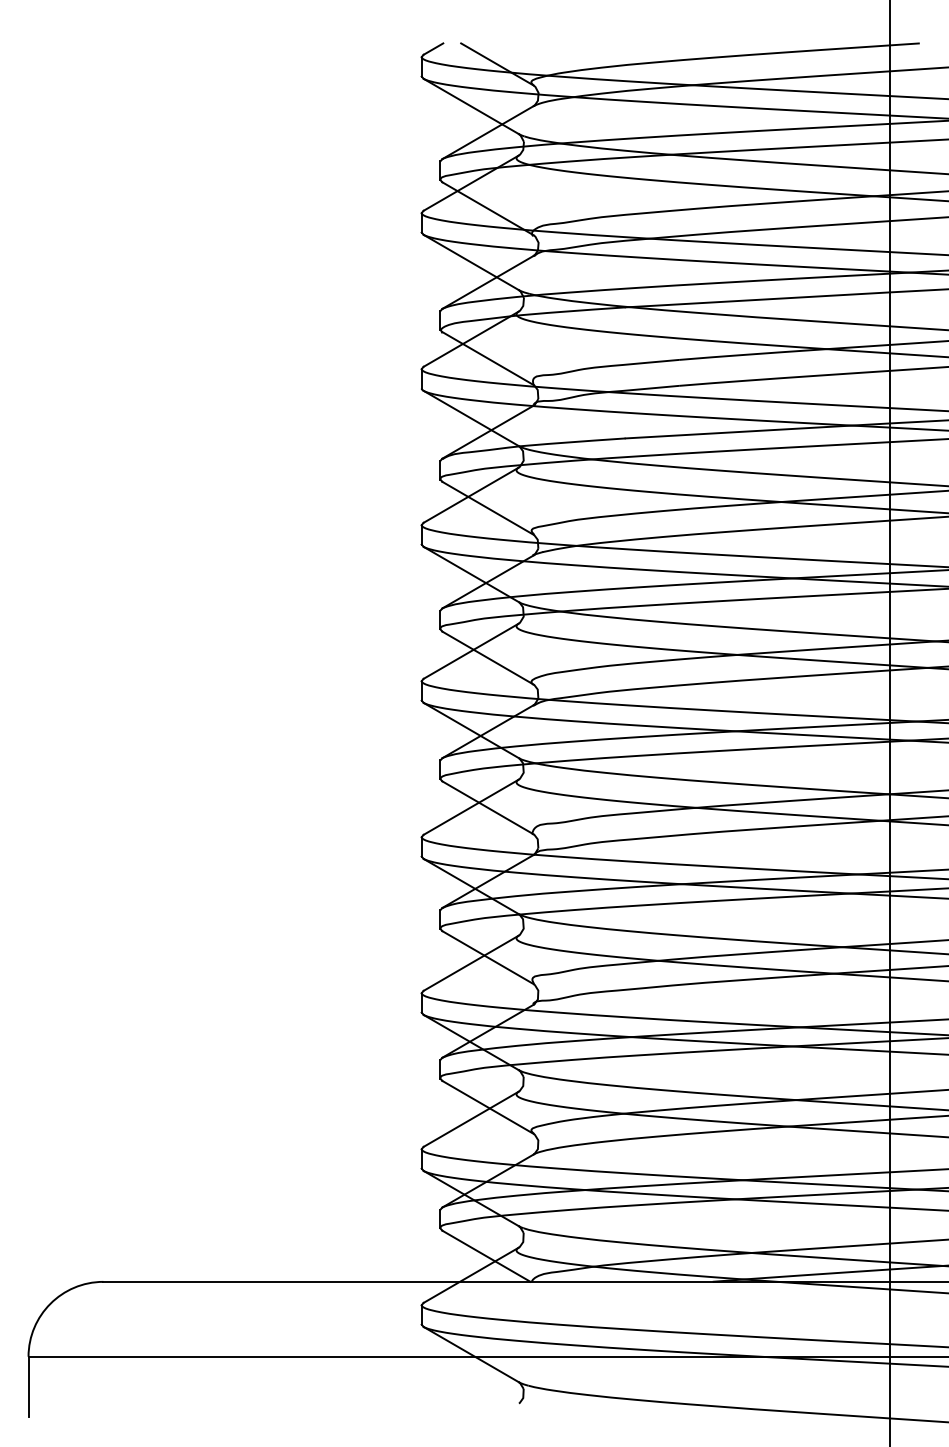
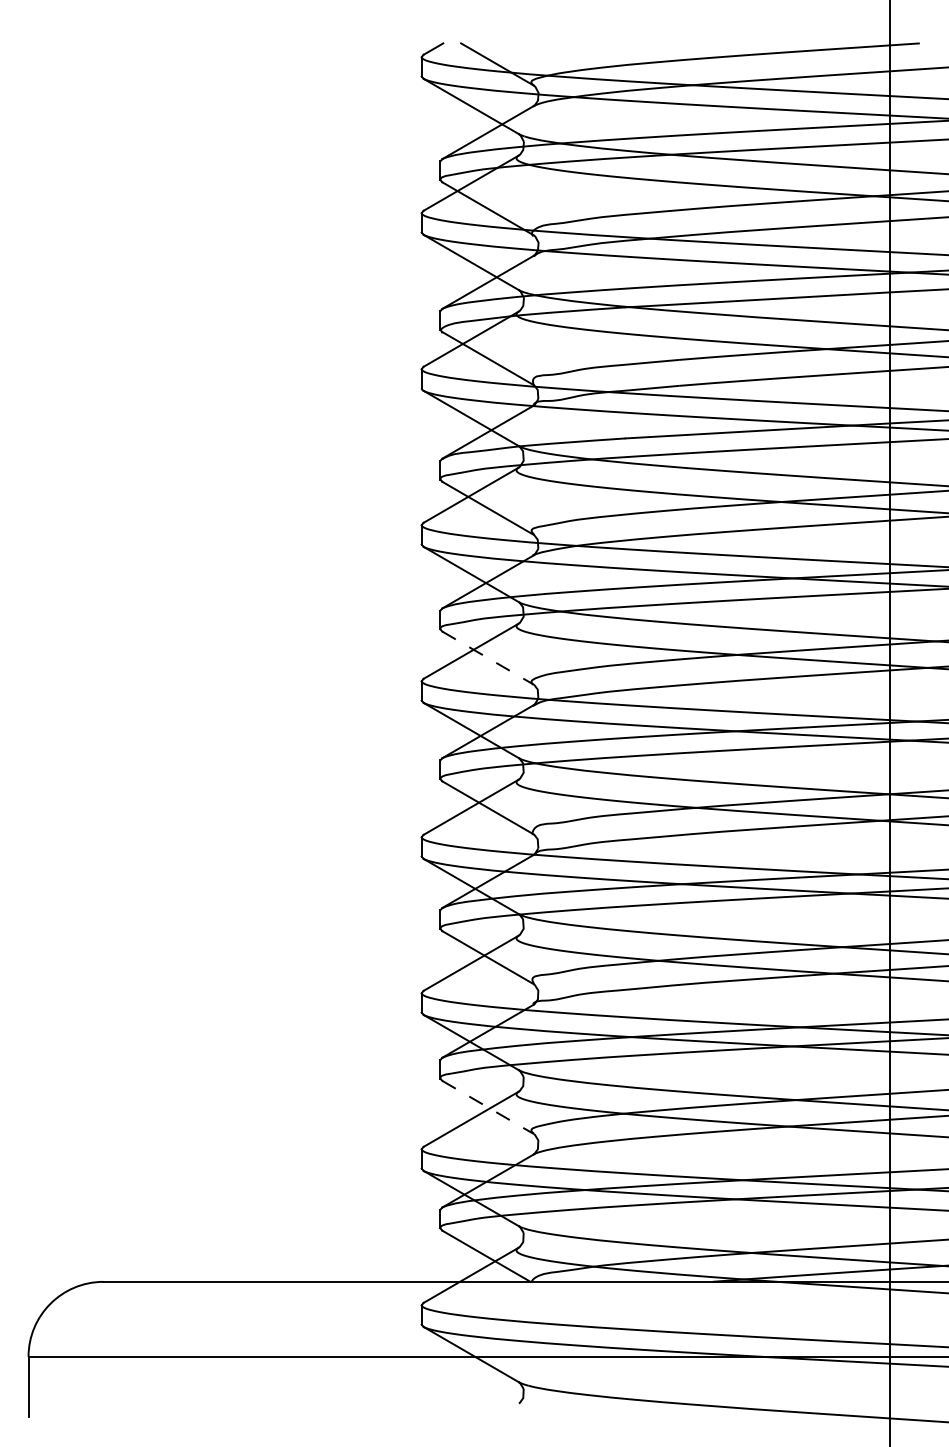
line: solid -> dashed (488, 658)
line: solid -> dashed (488, 1107)
